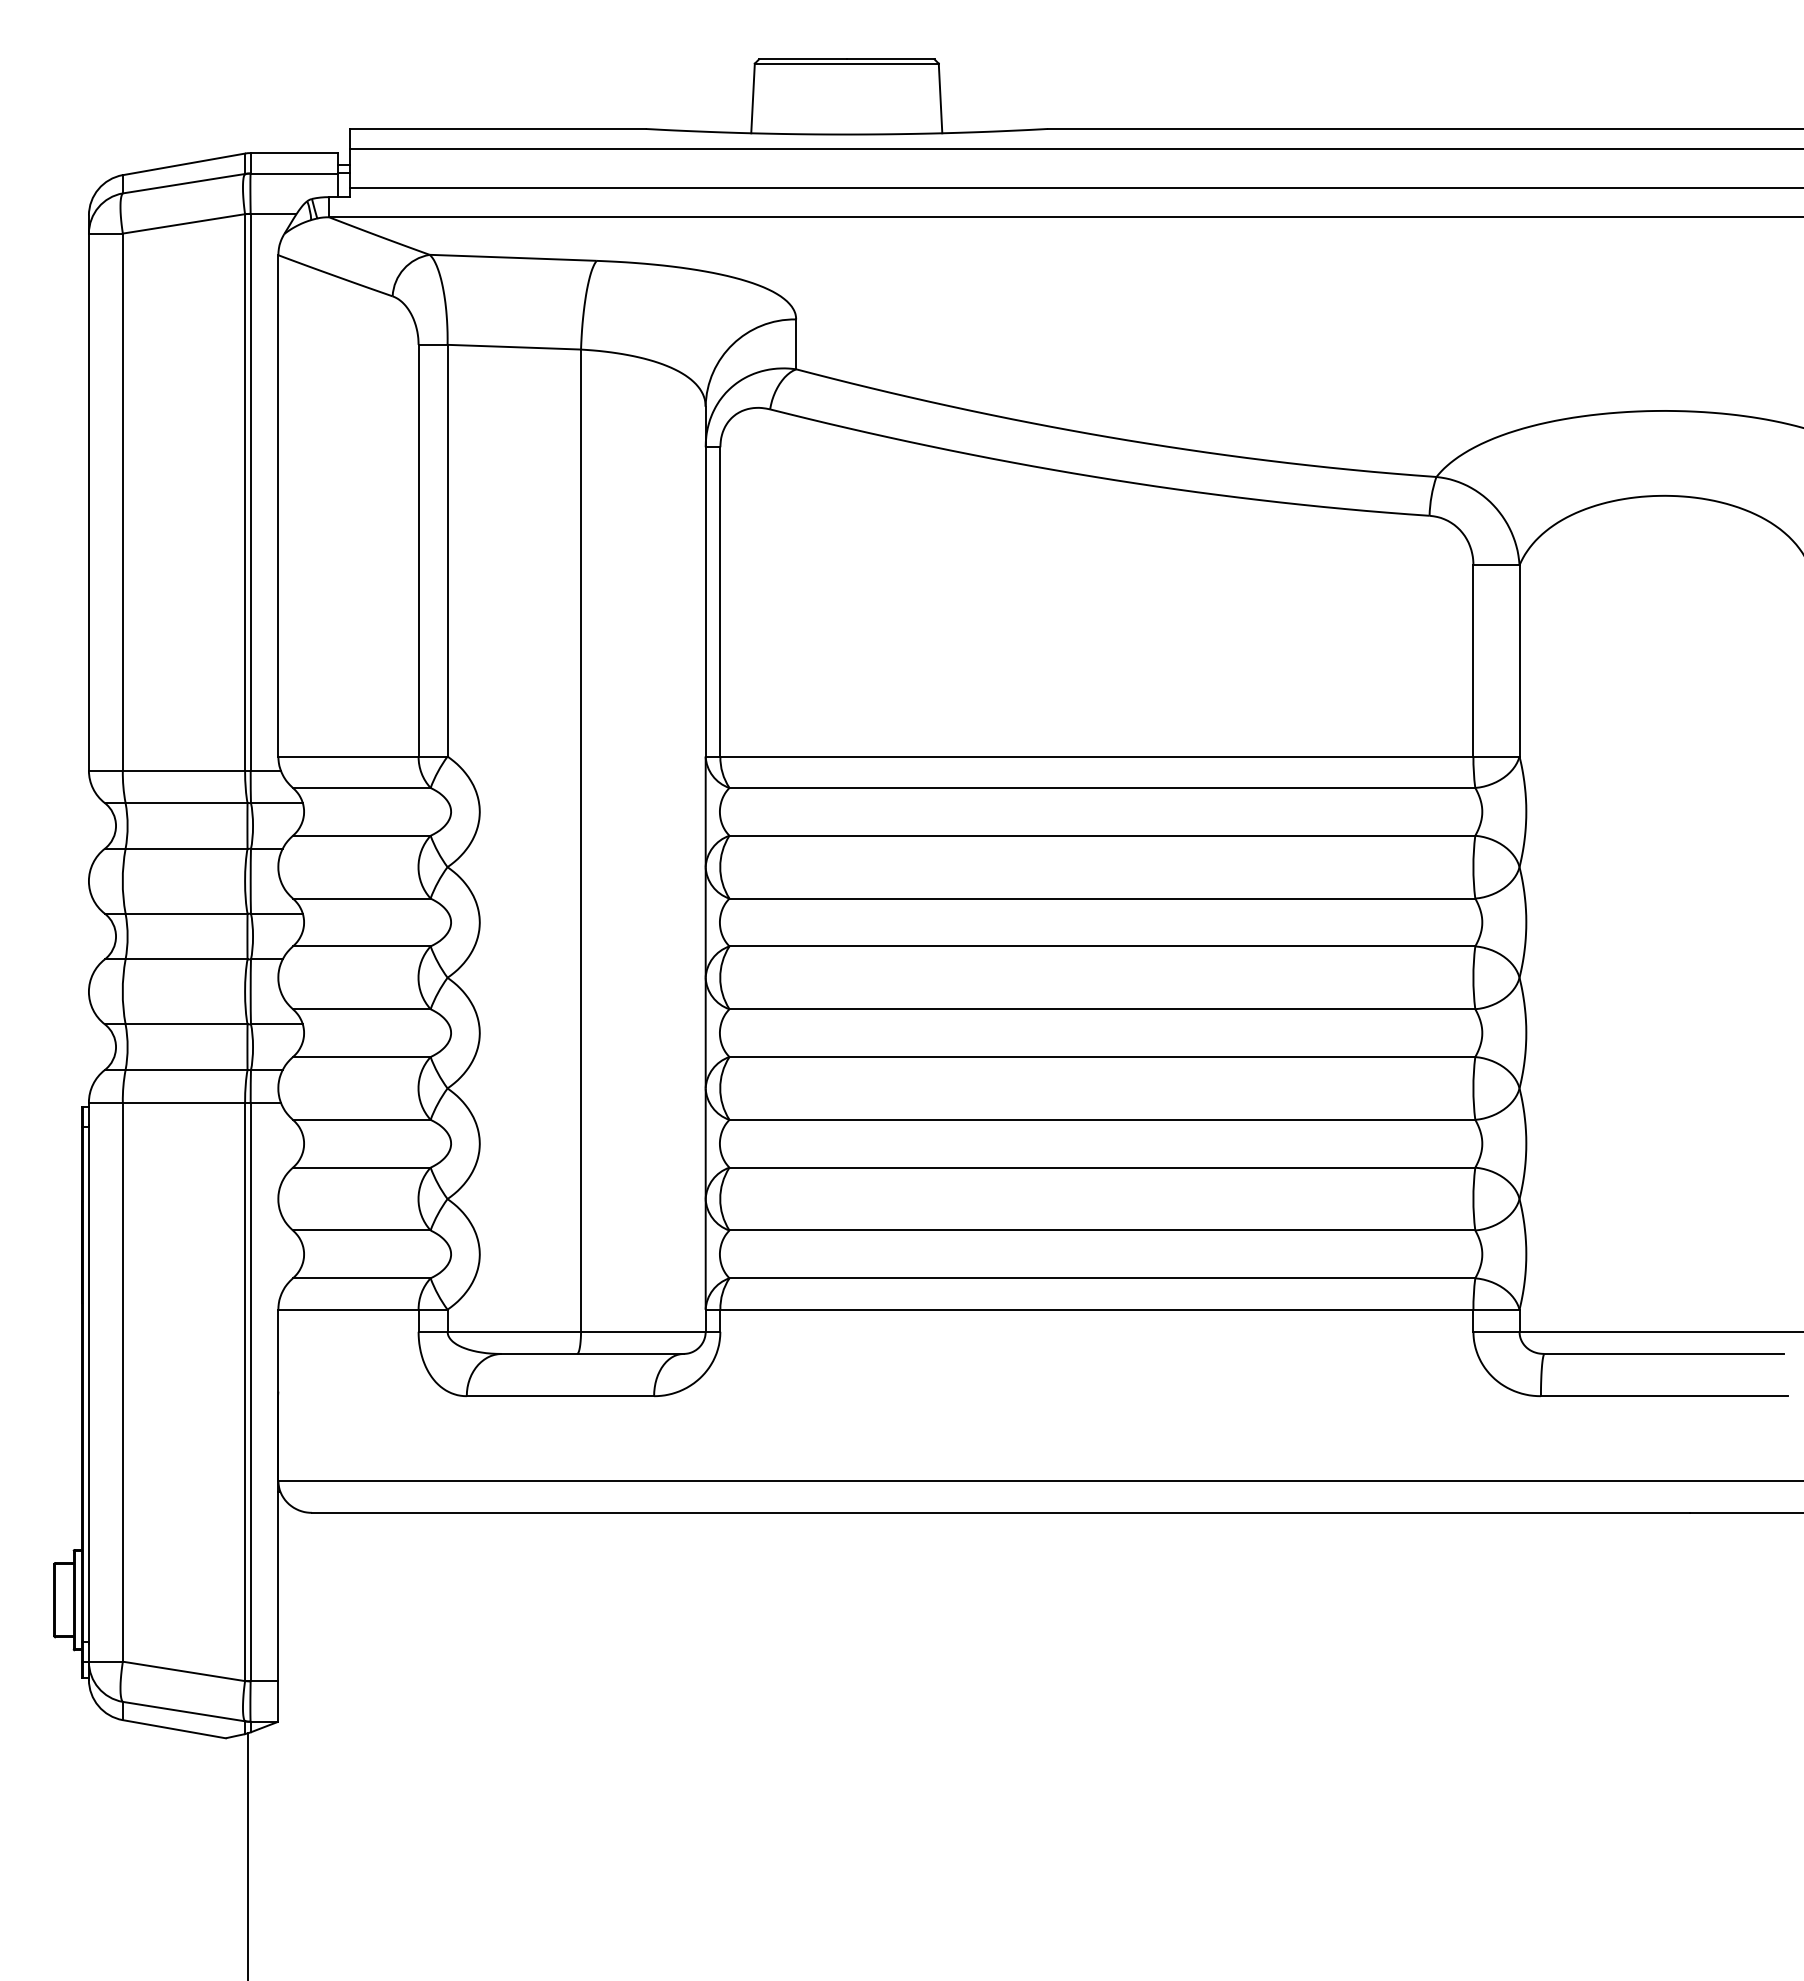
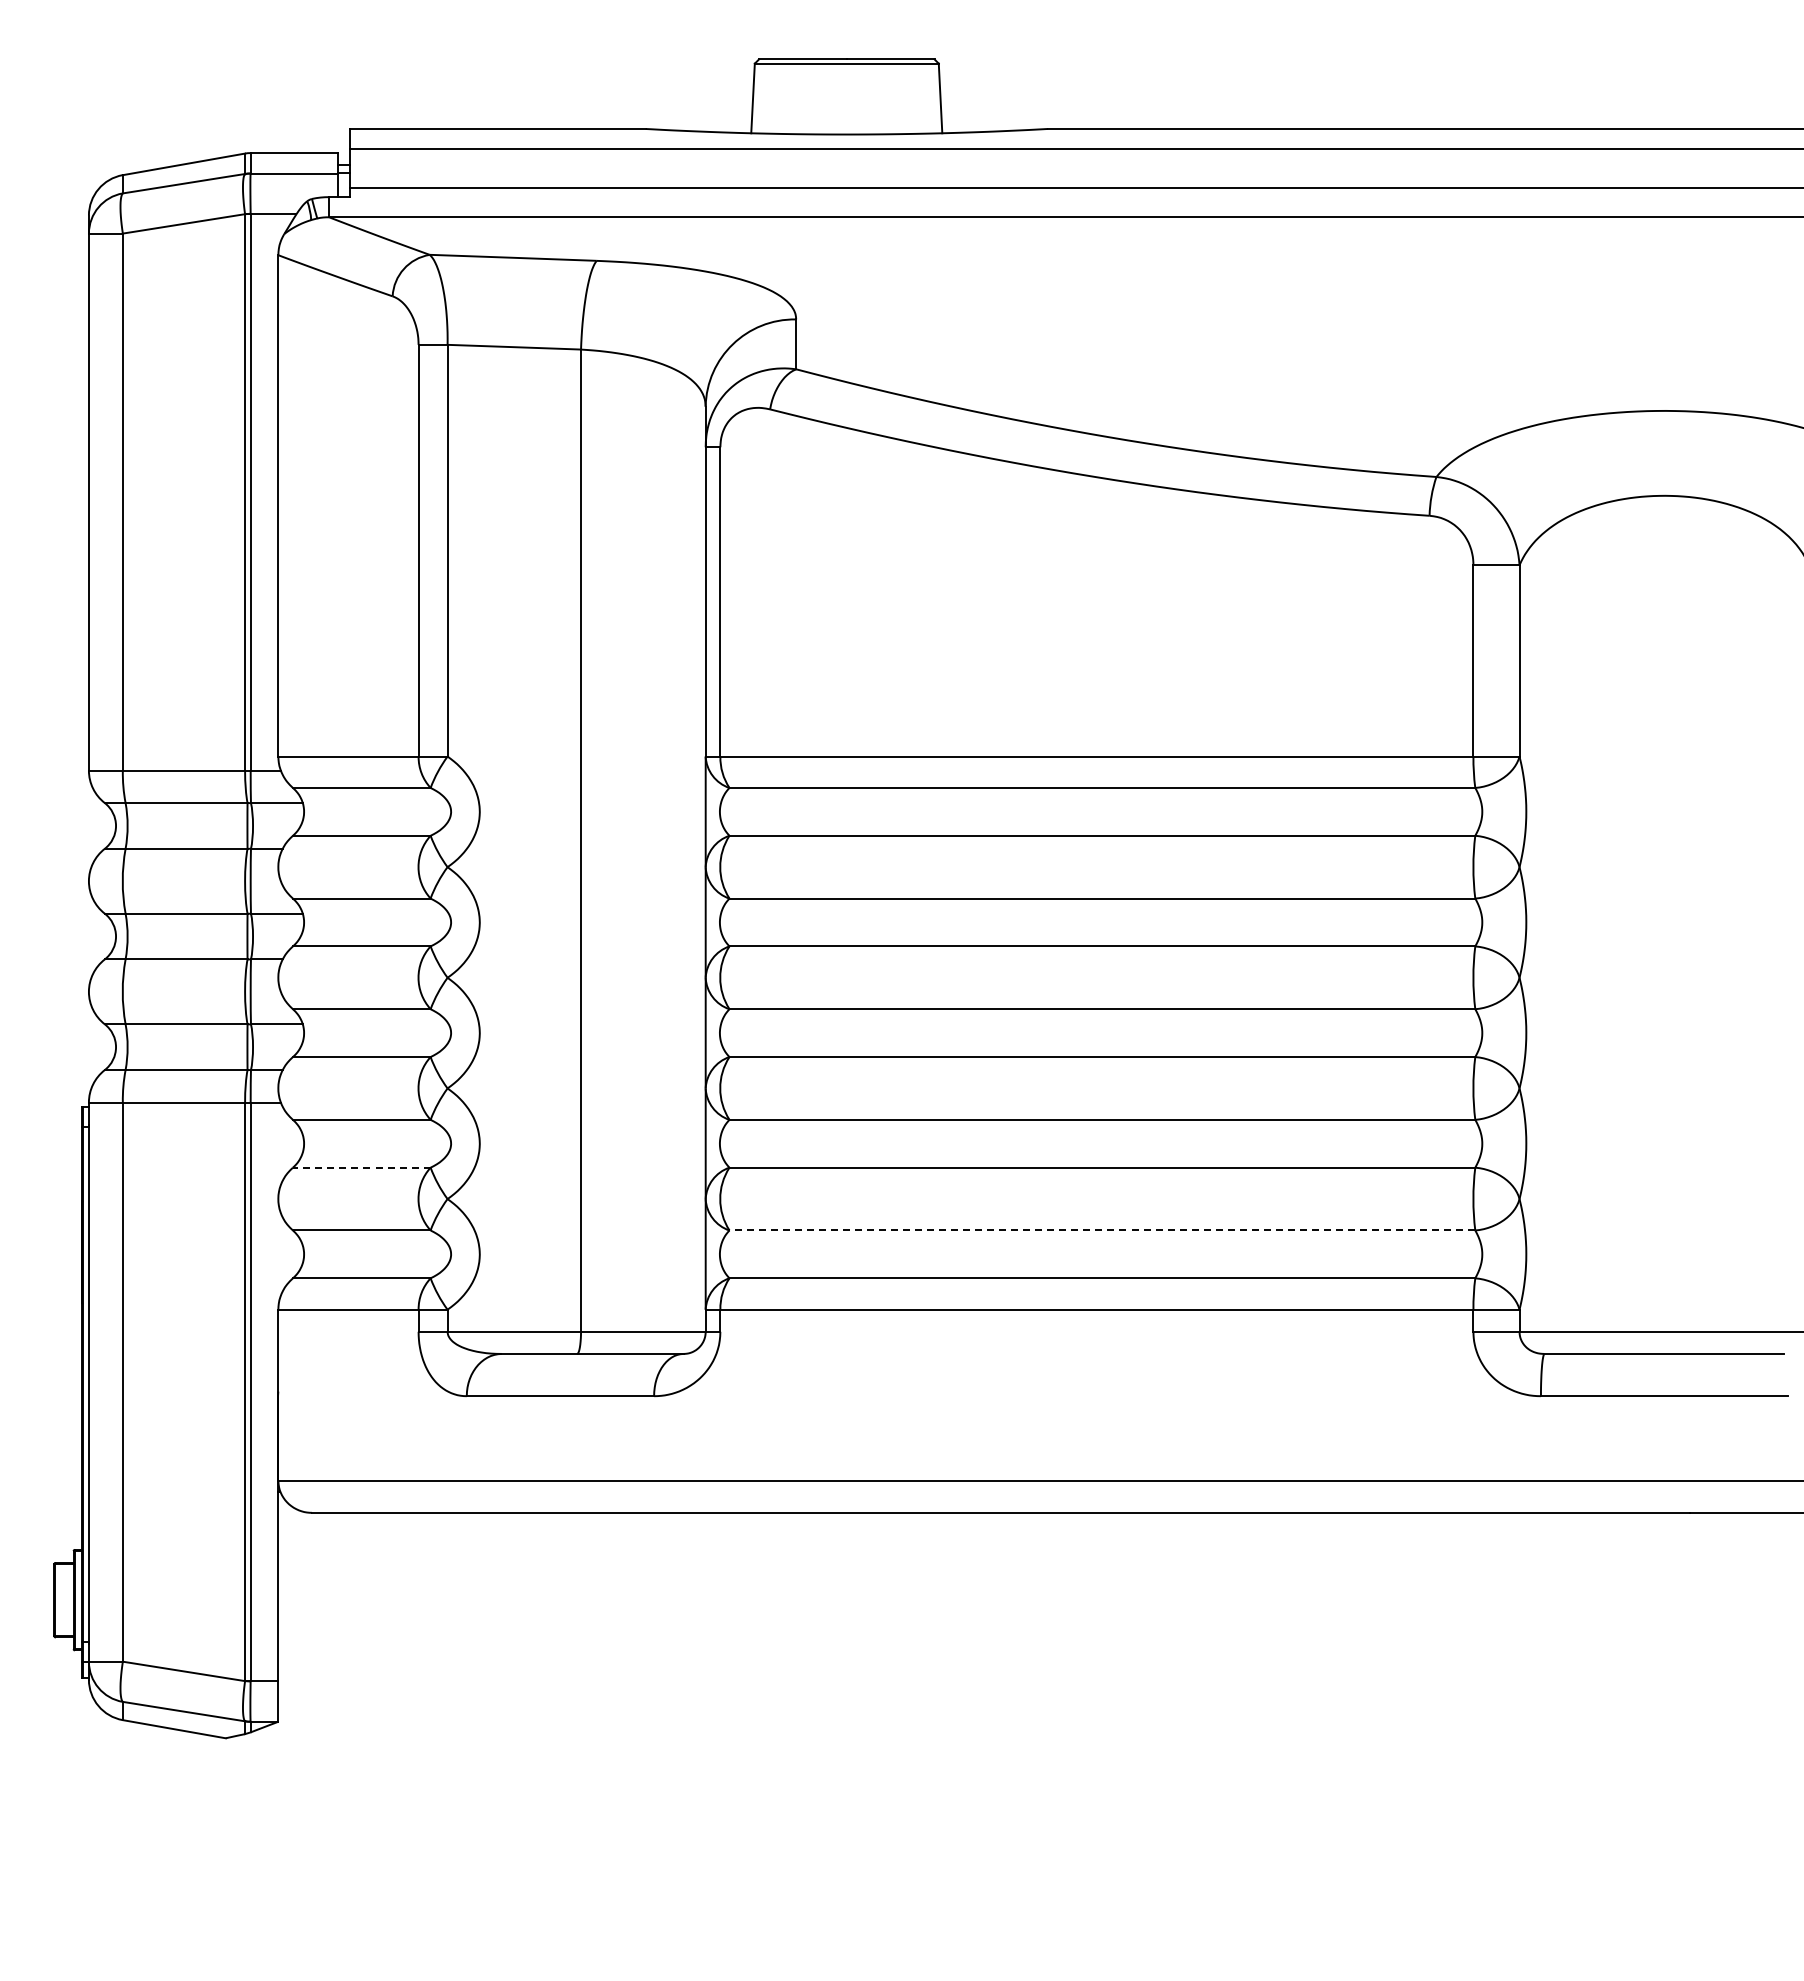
line: solid -> dashed (361, 1167)
line: solid -> dashed (1102, 1230)
line: present -> none (248, 1855)
